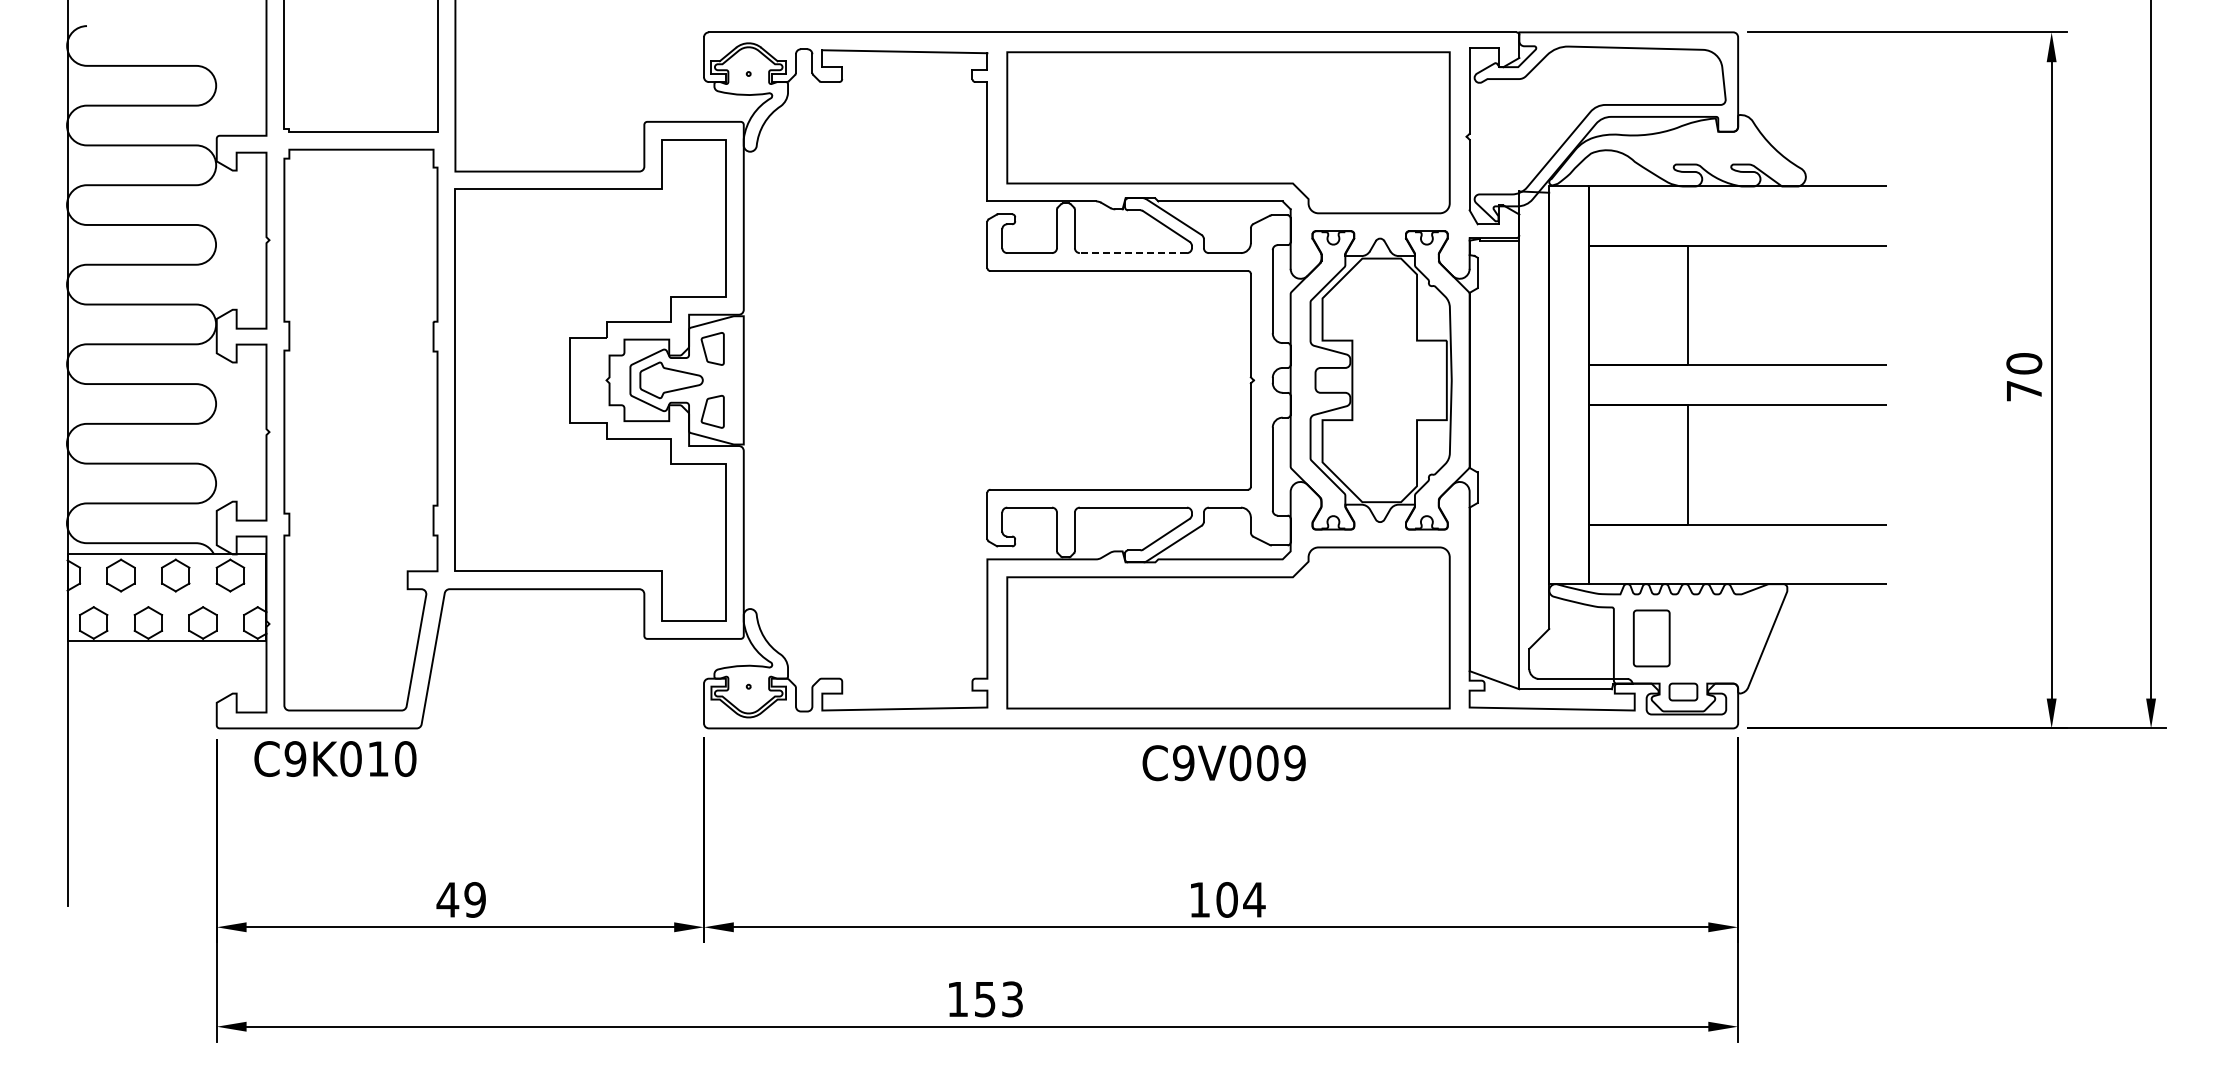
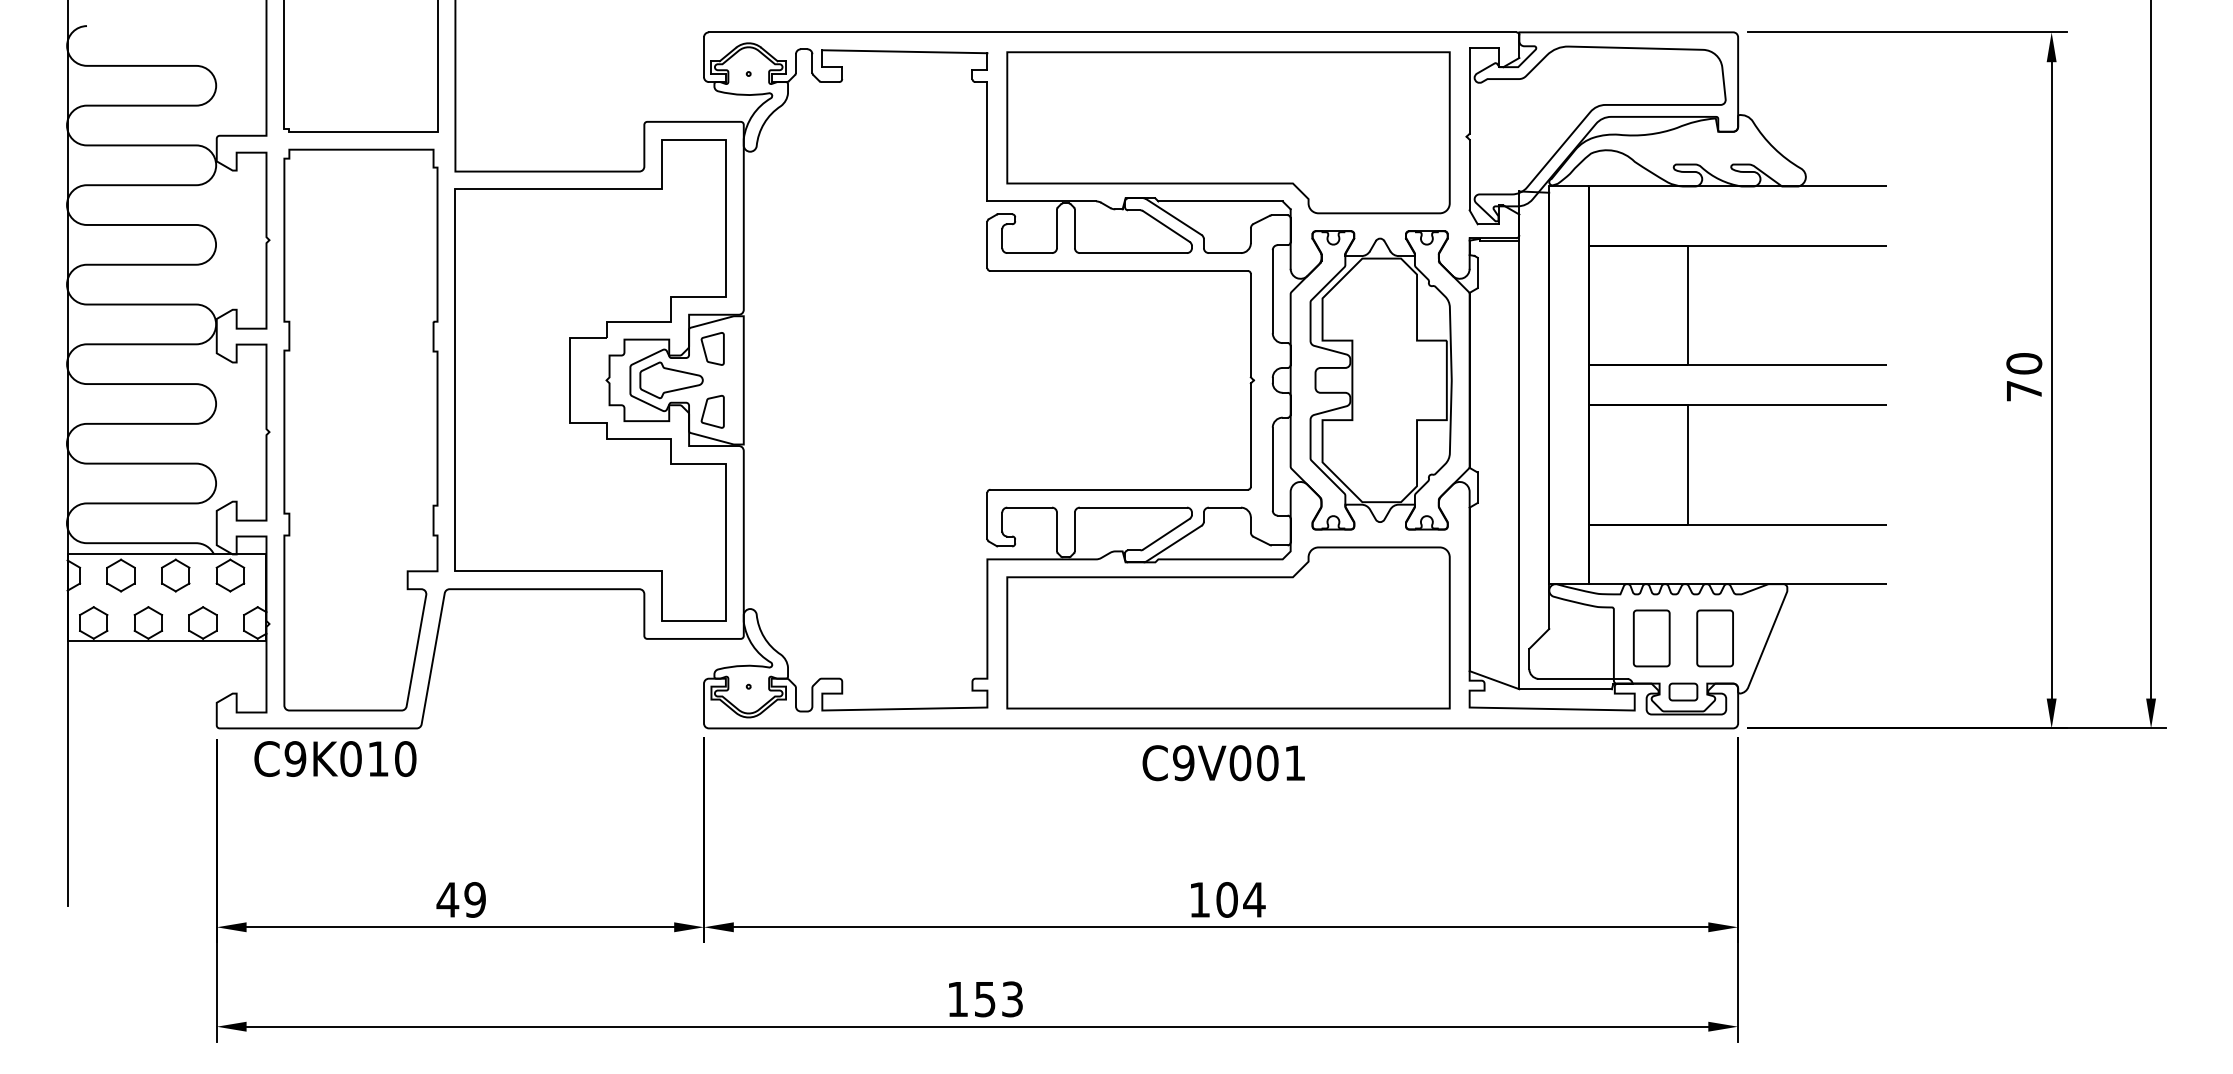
line: dashed -> solid (1133, 253)
part: none -> present (1714, 638)
text: C9V009 -> C9V001 (1294, 763)
